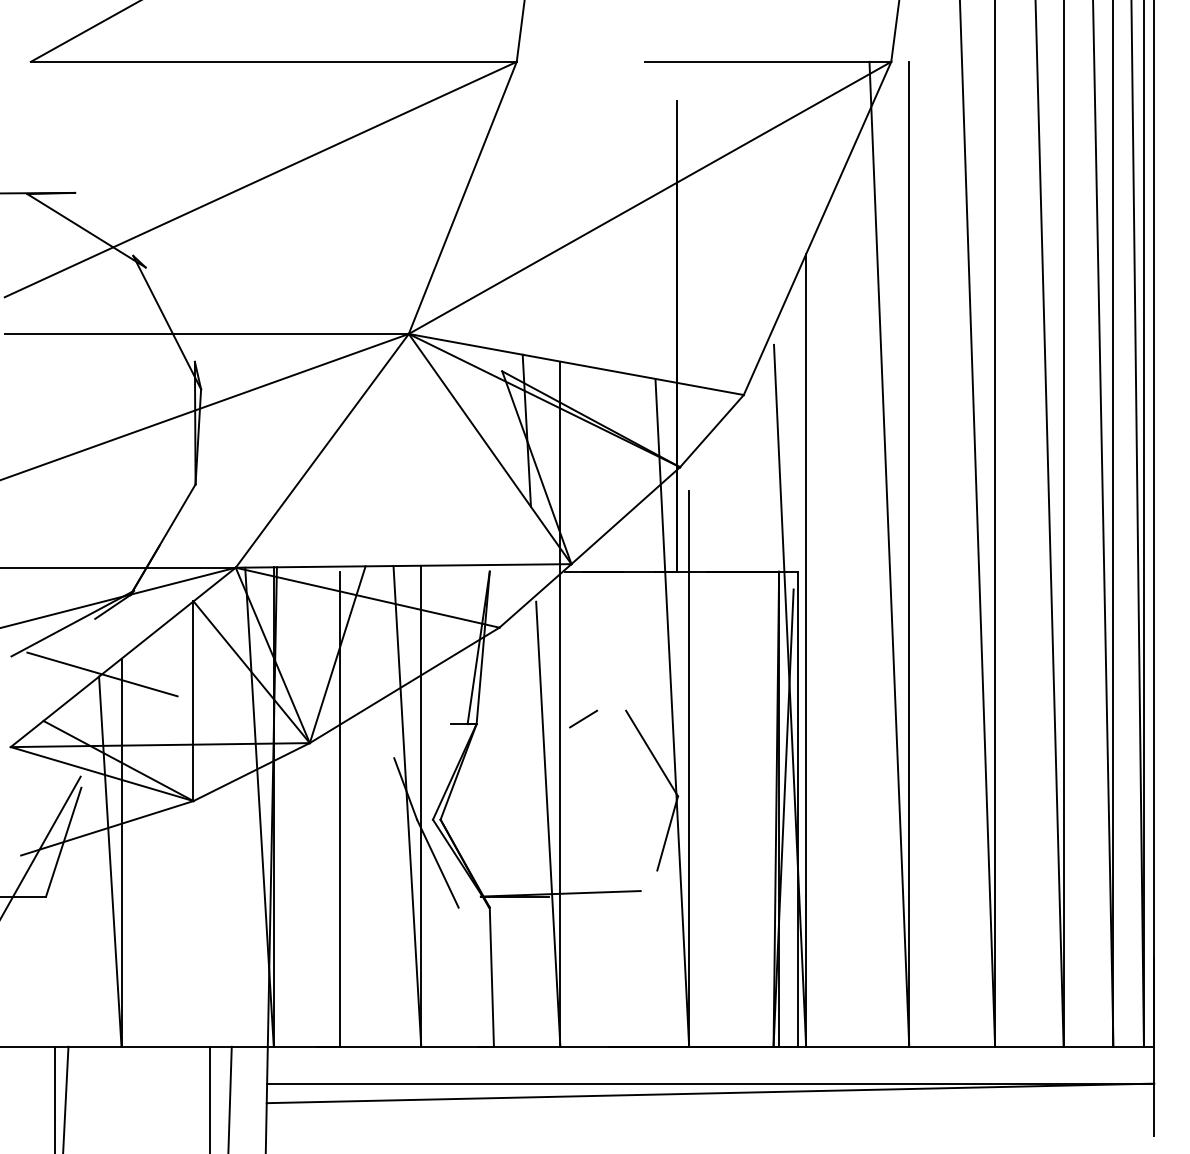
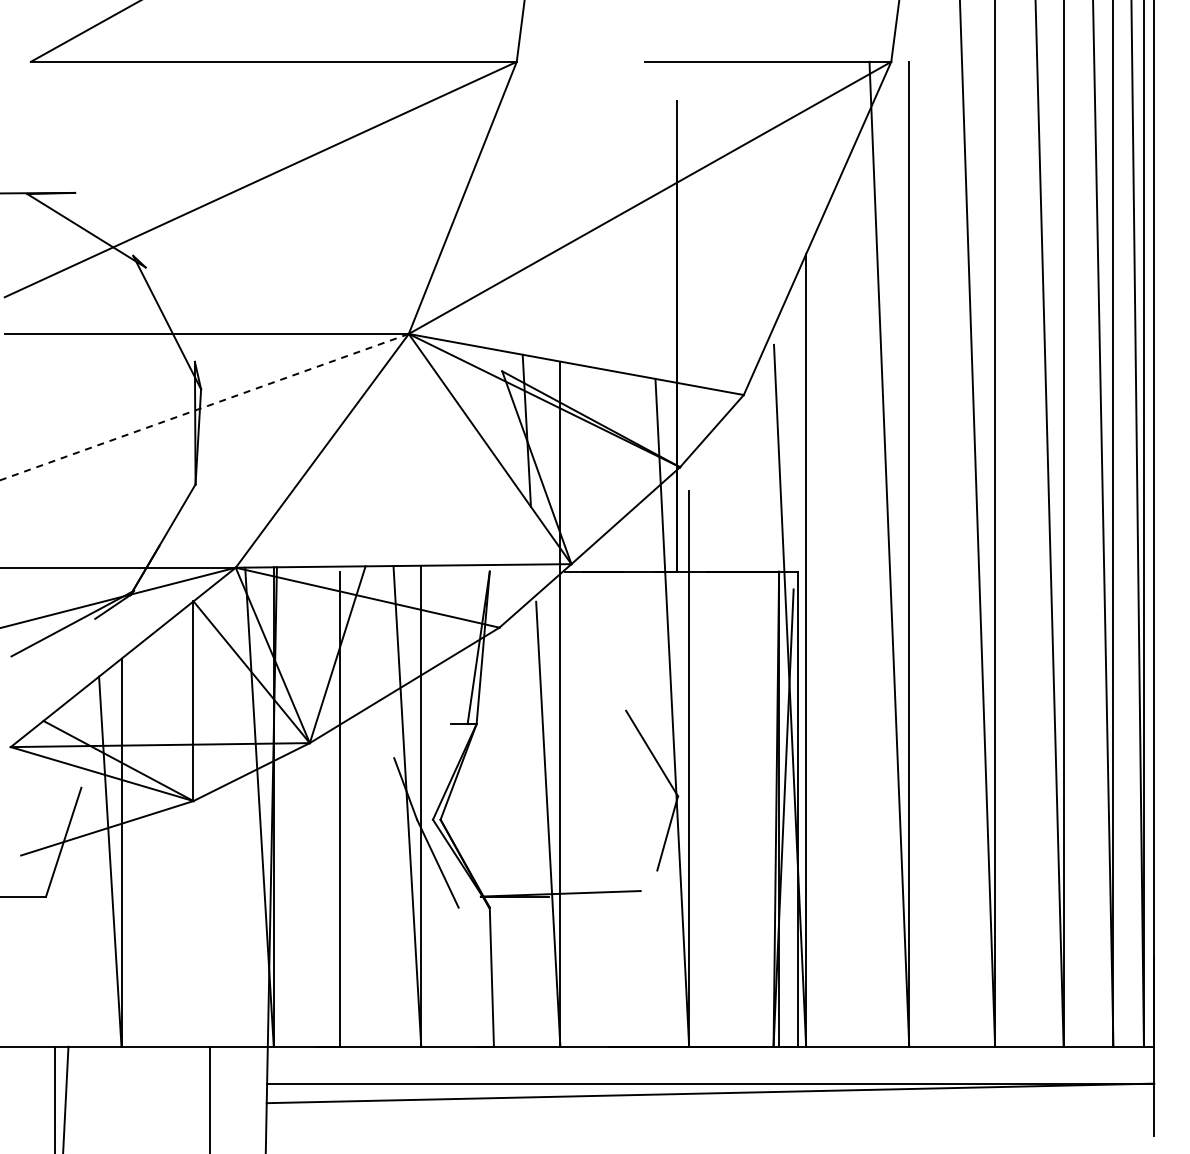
line: solid -> dashed (204, 407)
line: present -> none (102, 674)
line: present -> none (583, 718)
line: present -> none (41, 845)
line: present -> none (229, 1098)
